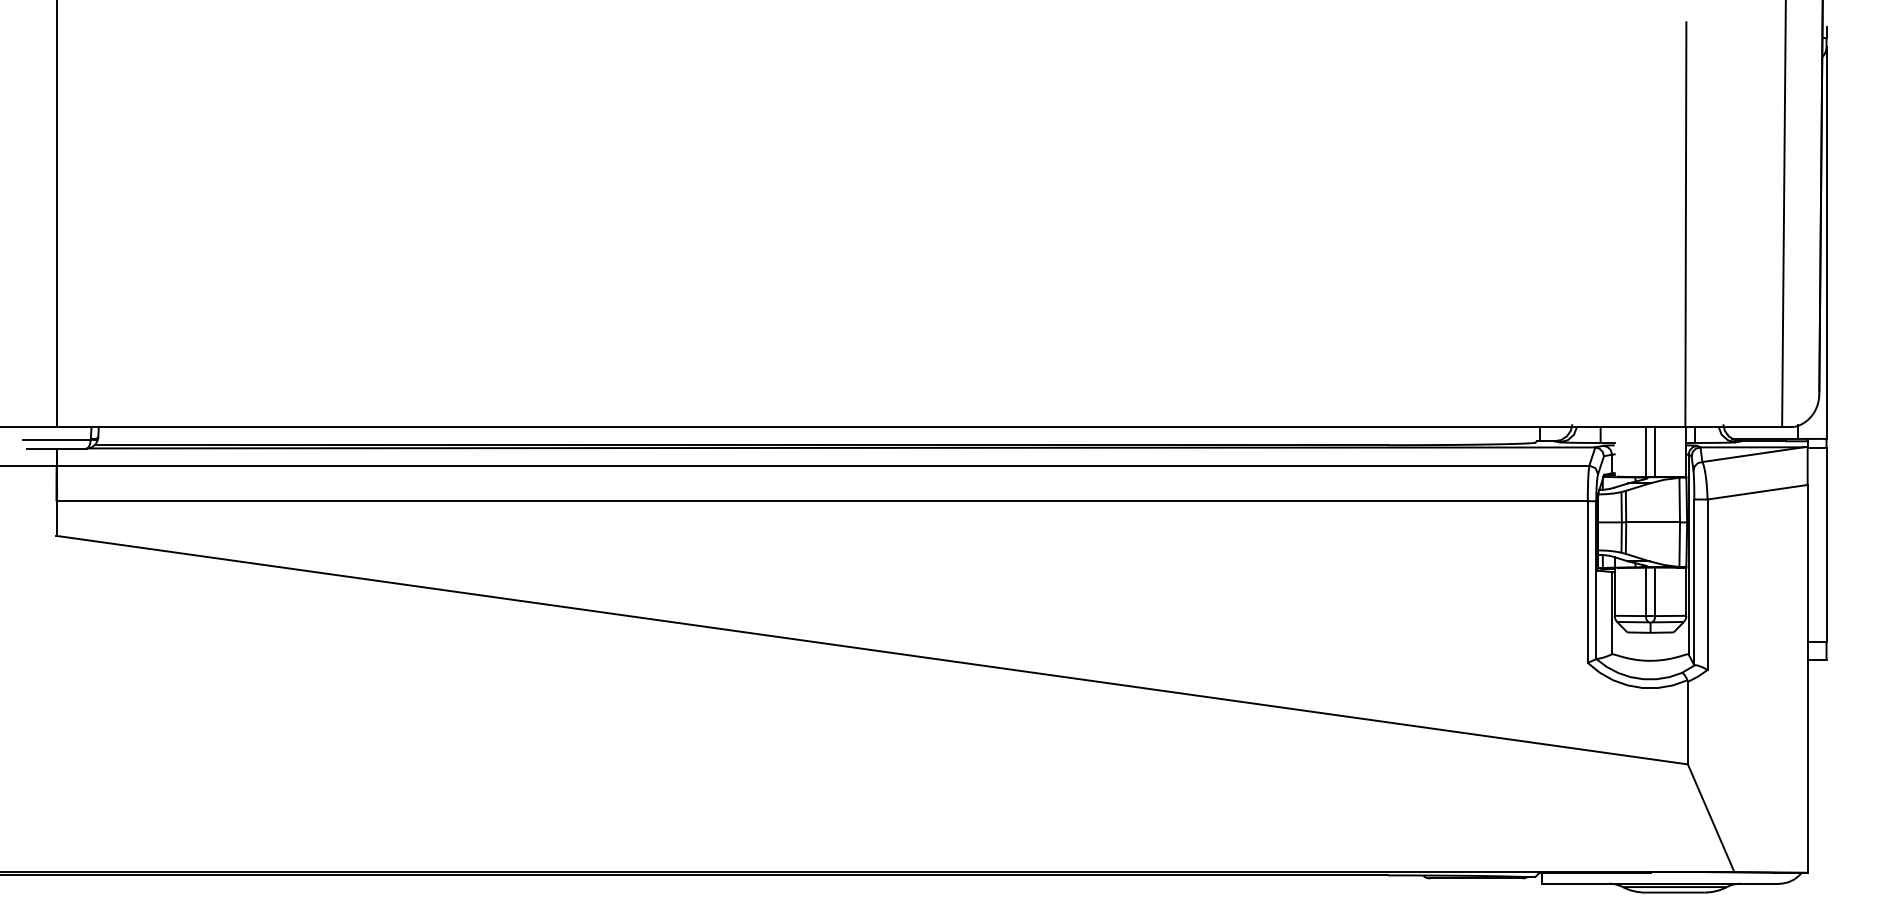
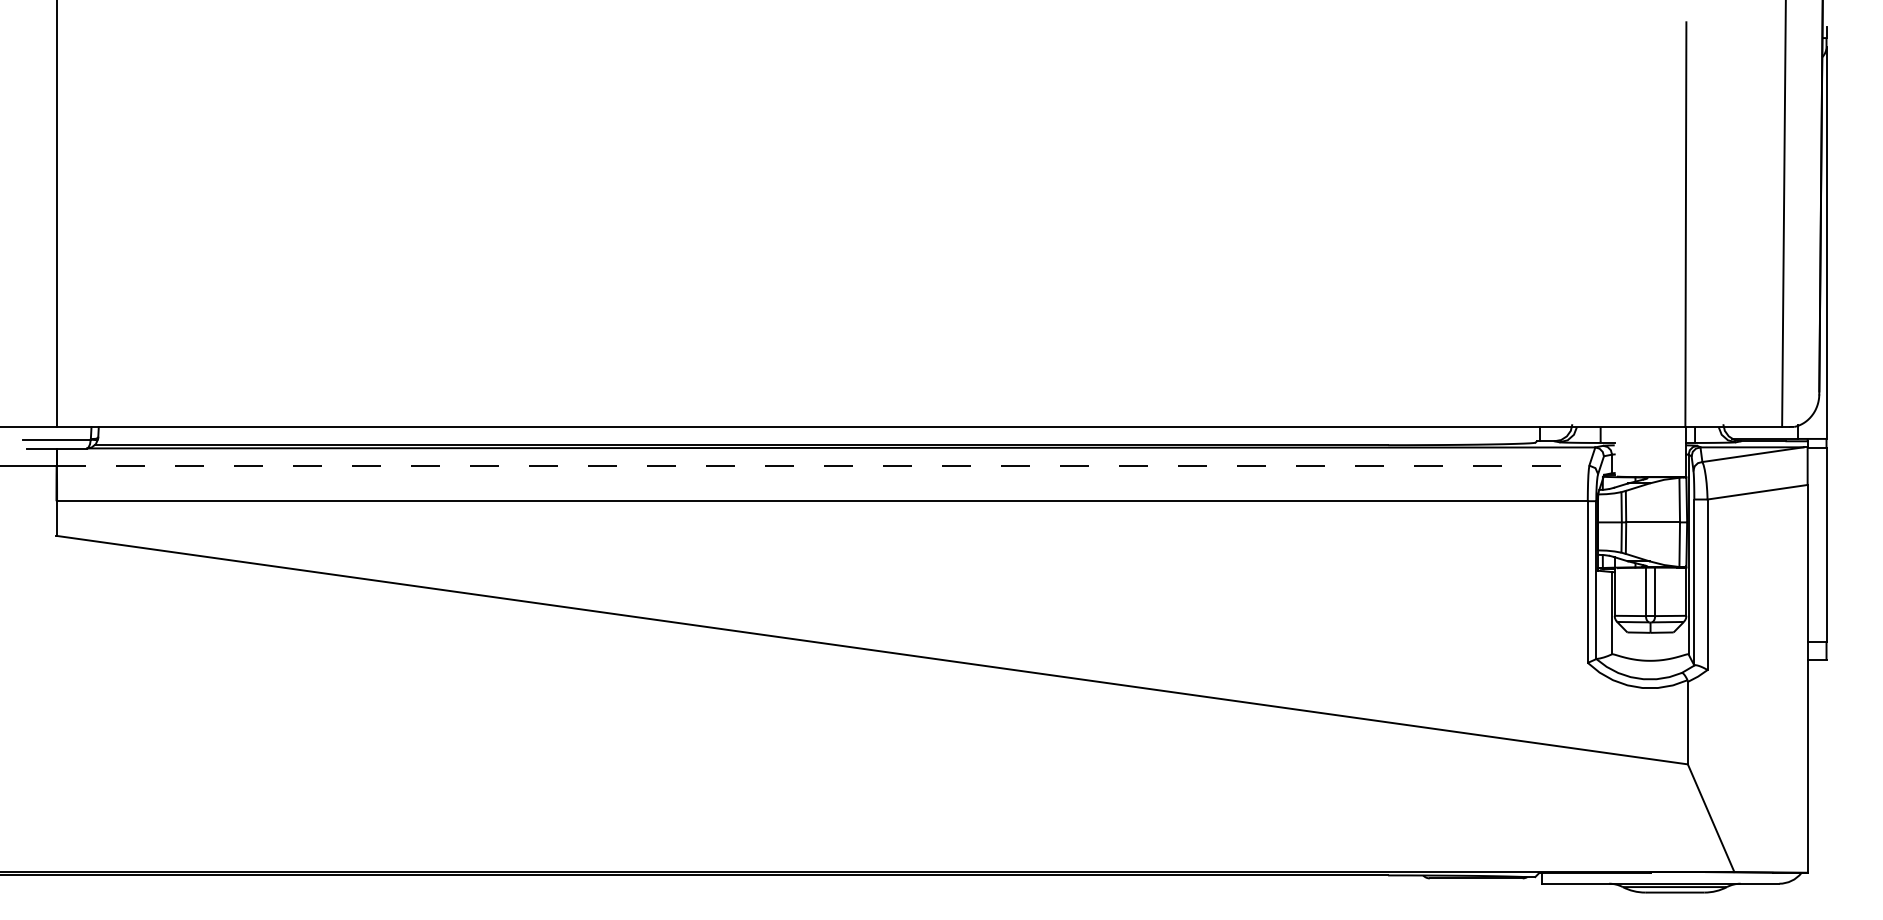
line: present -> none (1645, 451)
line: present -> none (1655, 451)
line: solid -> dashed (823, 465)
